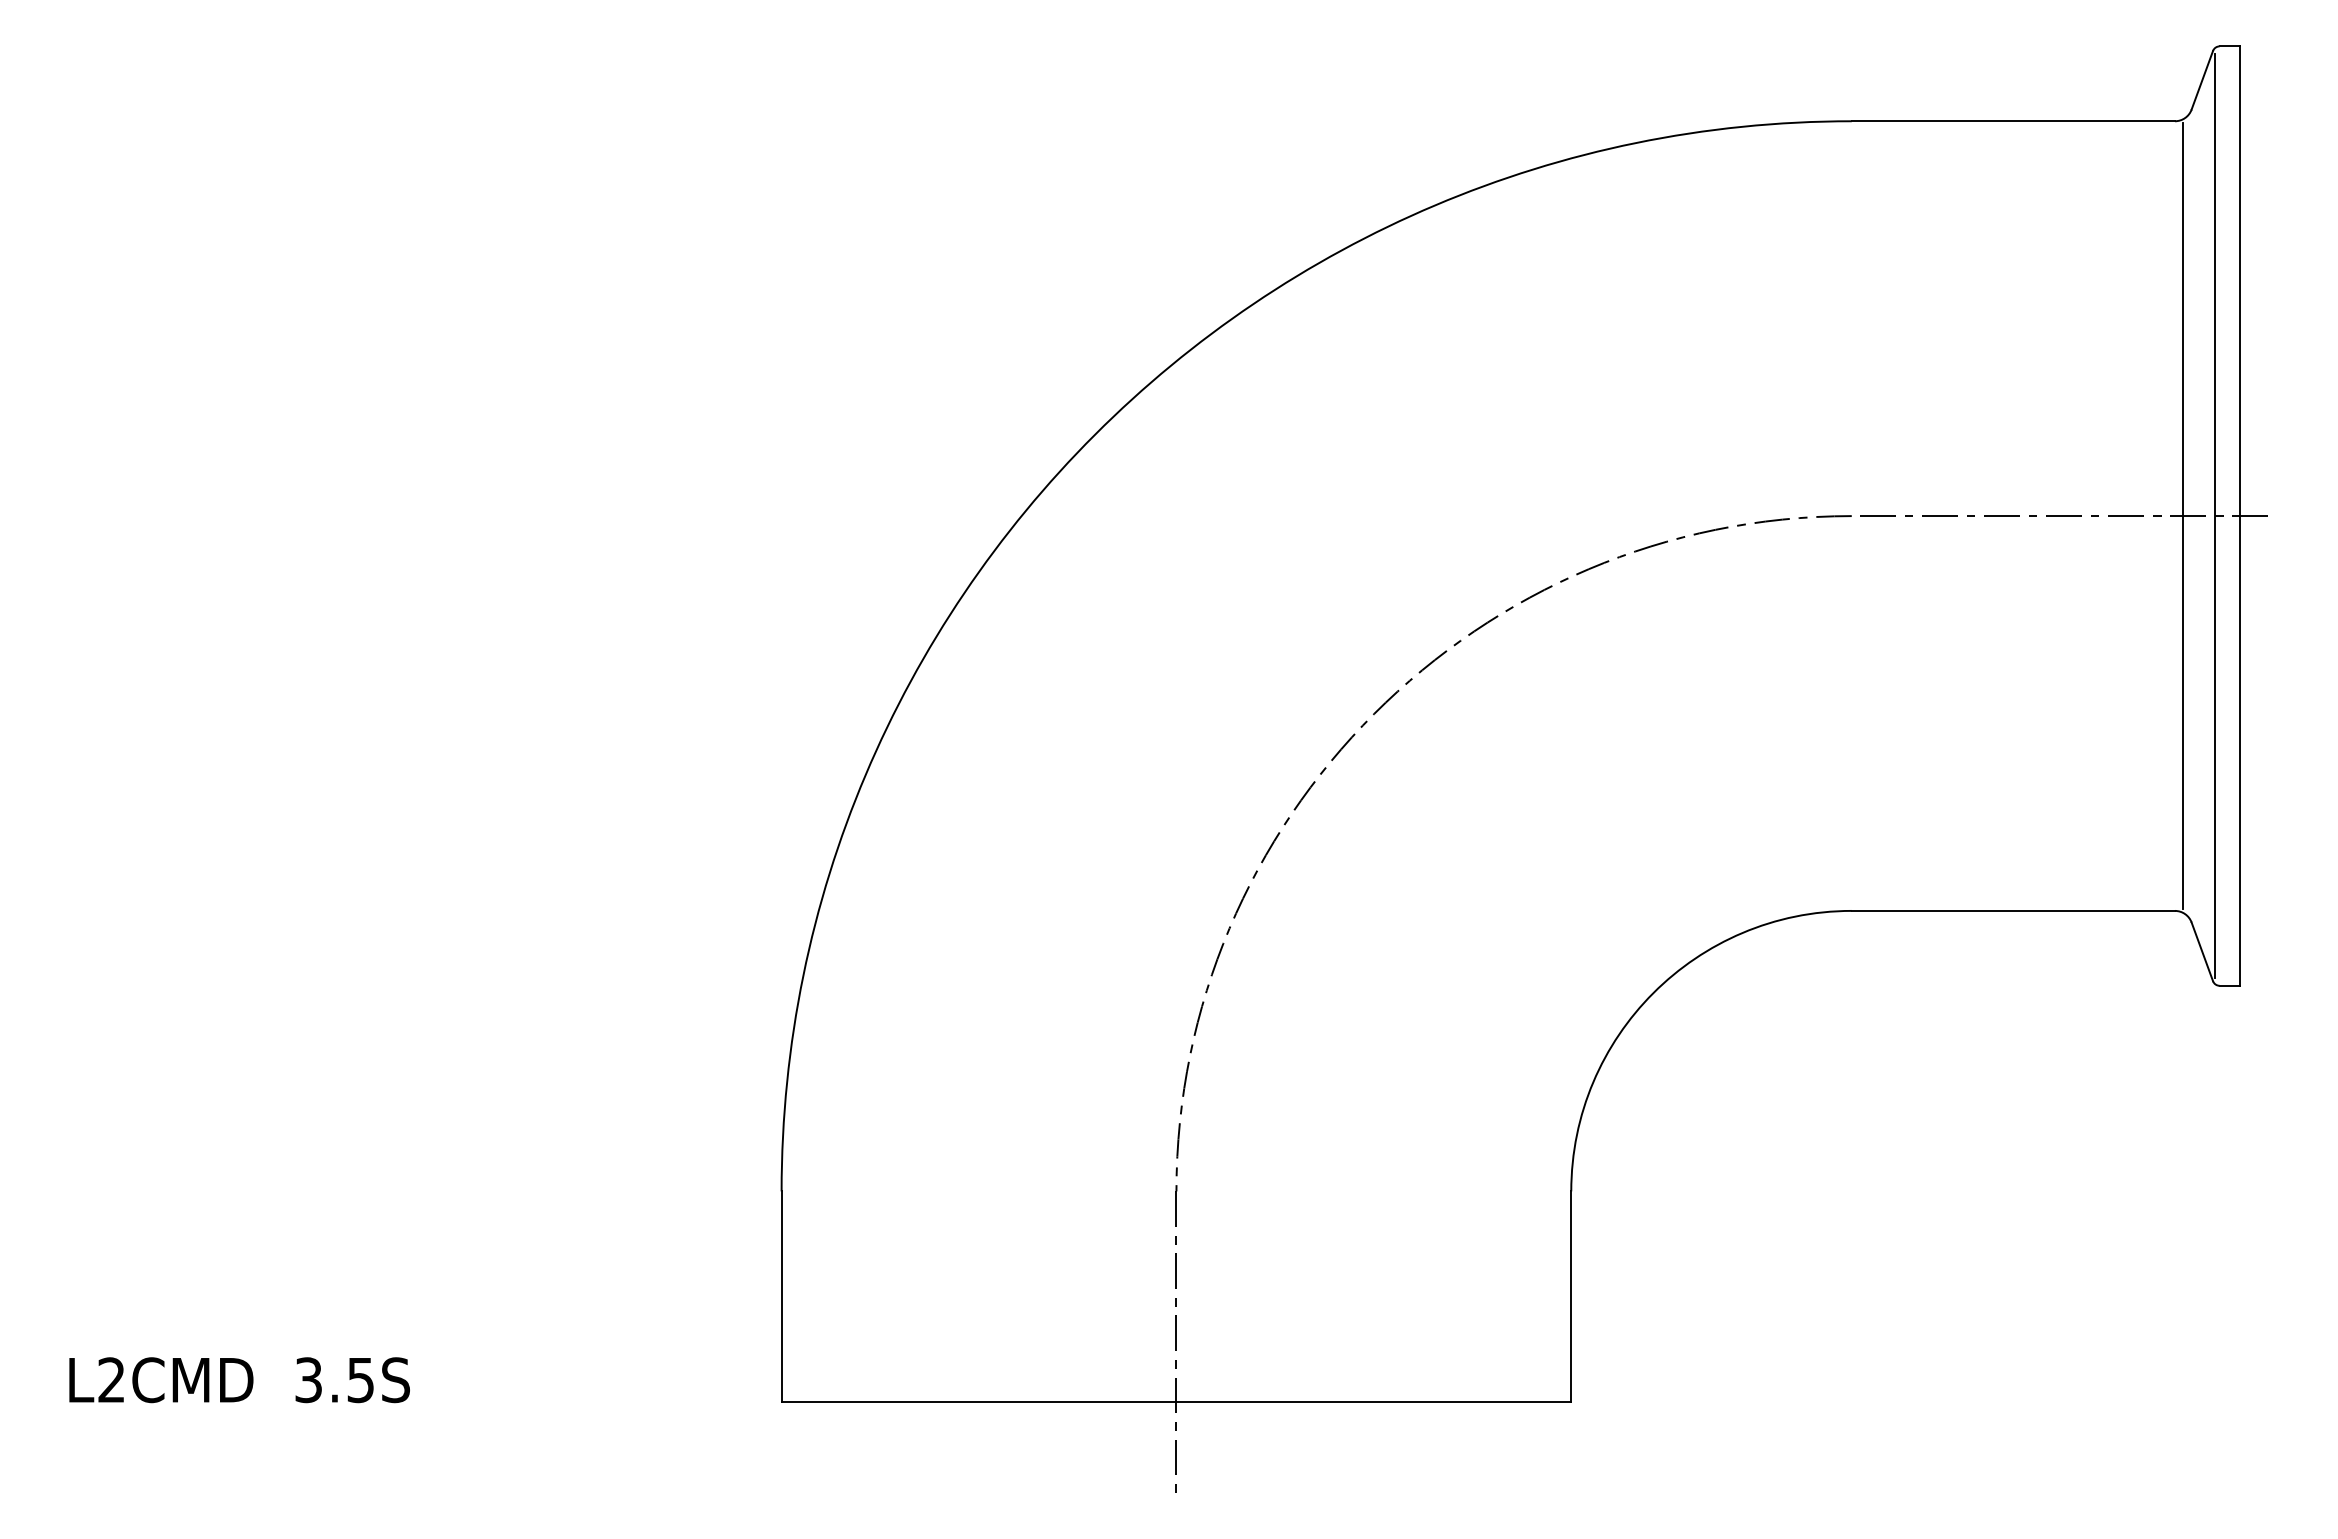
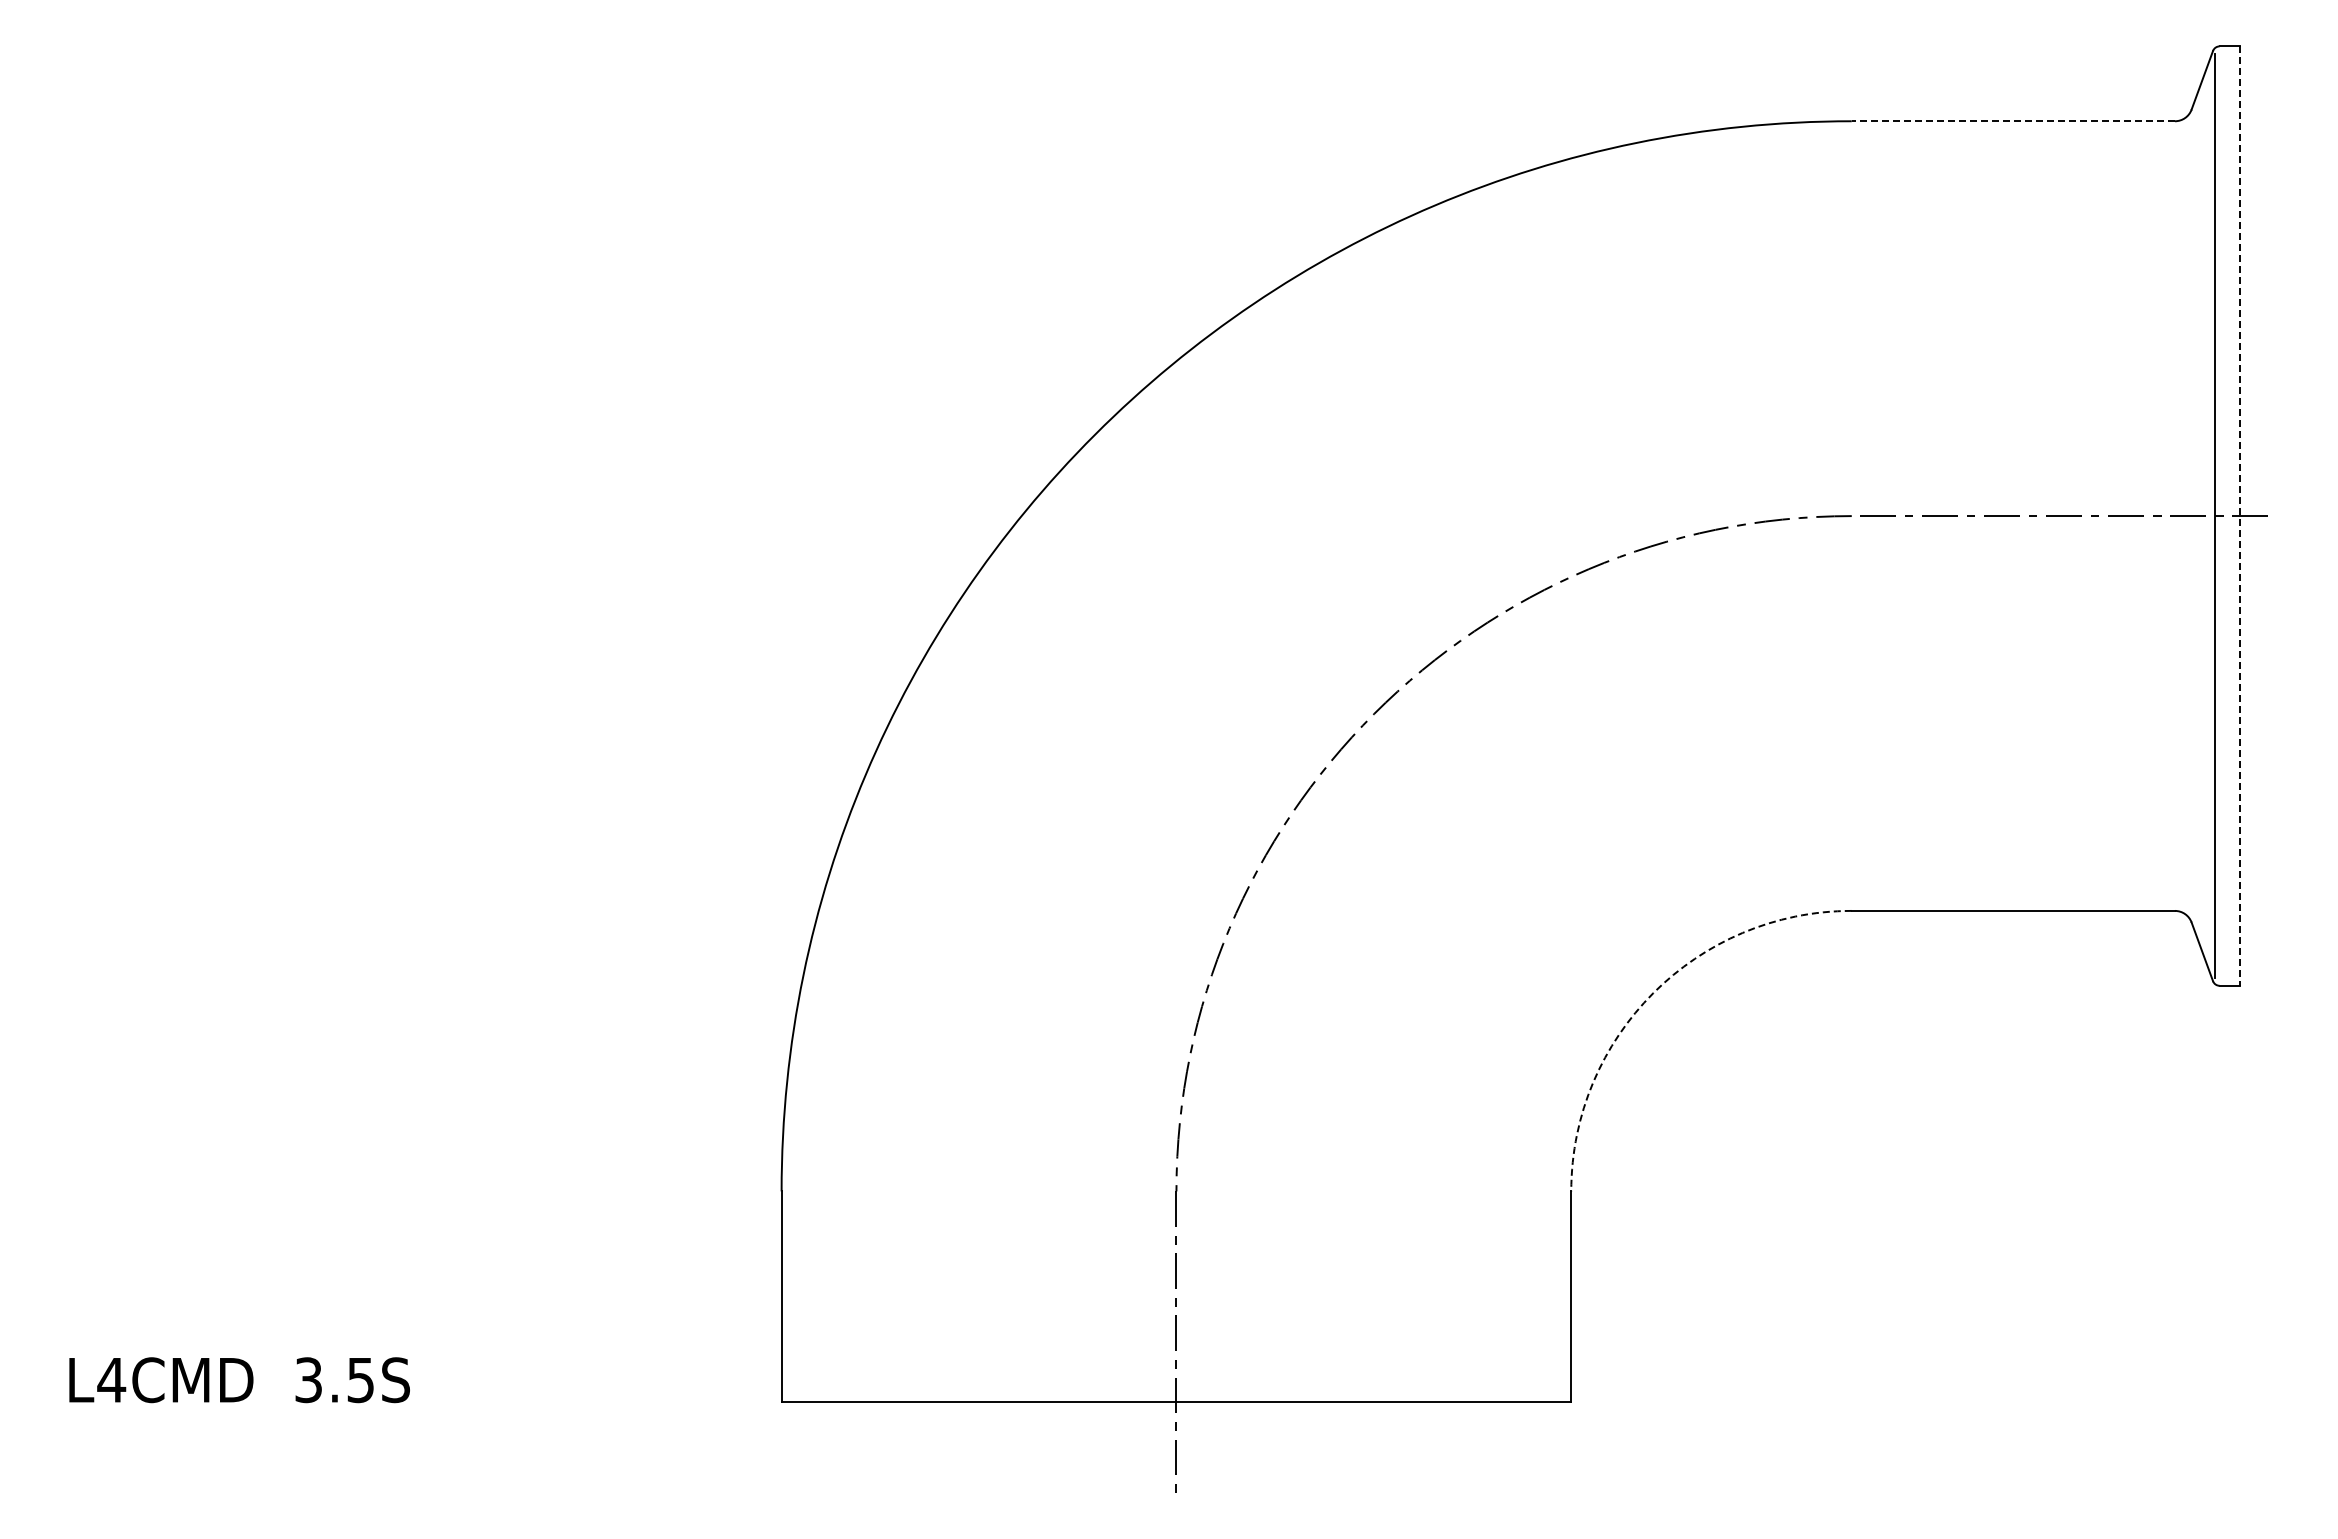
line: solid -> dashed (2013, 121)
line: present -> none (2183, 515)
line: solid -> dashed (2239, 516)
arc: solid -> dashed (1653, 993)
text: L2CMD -> L4CMD (111, 1379)
